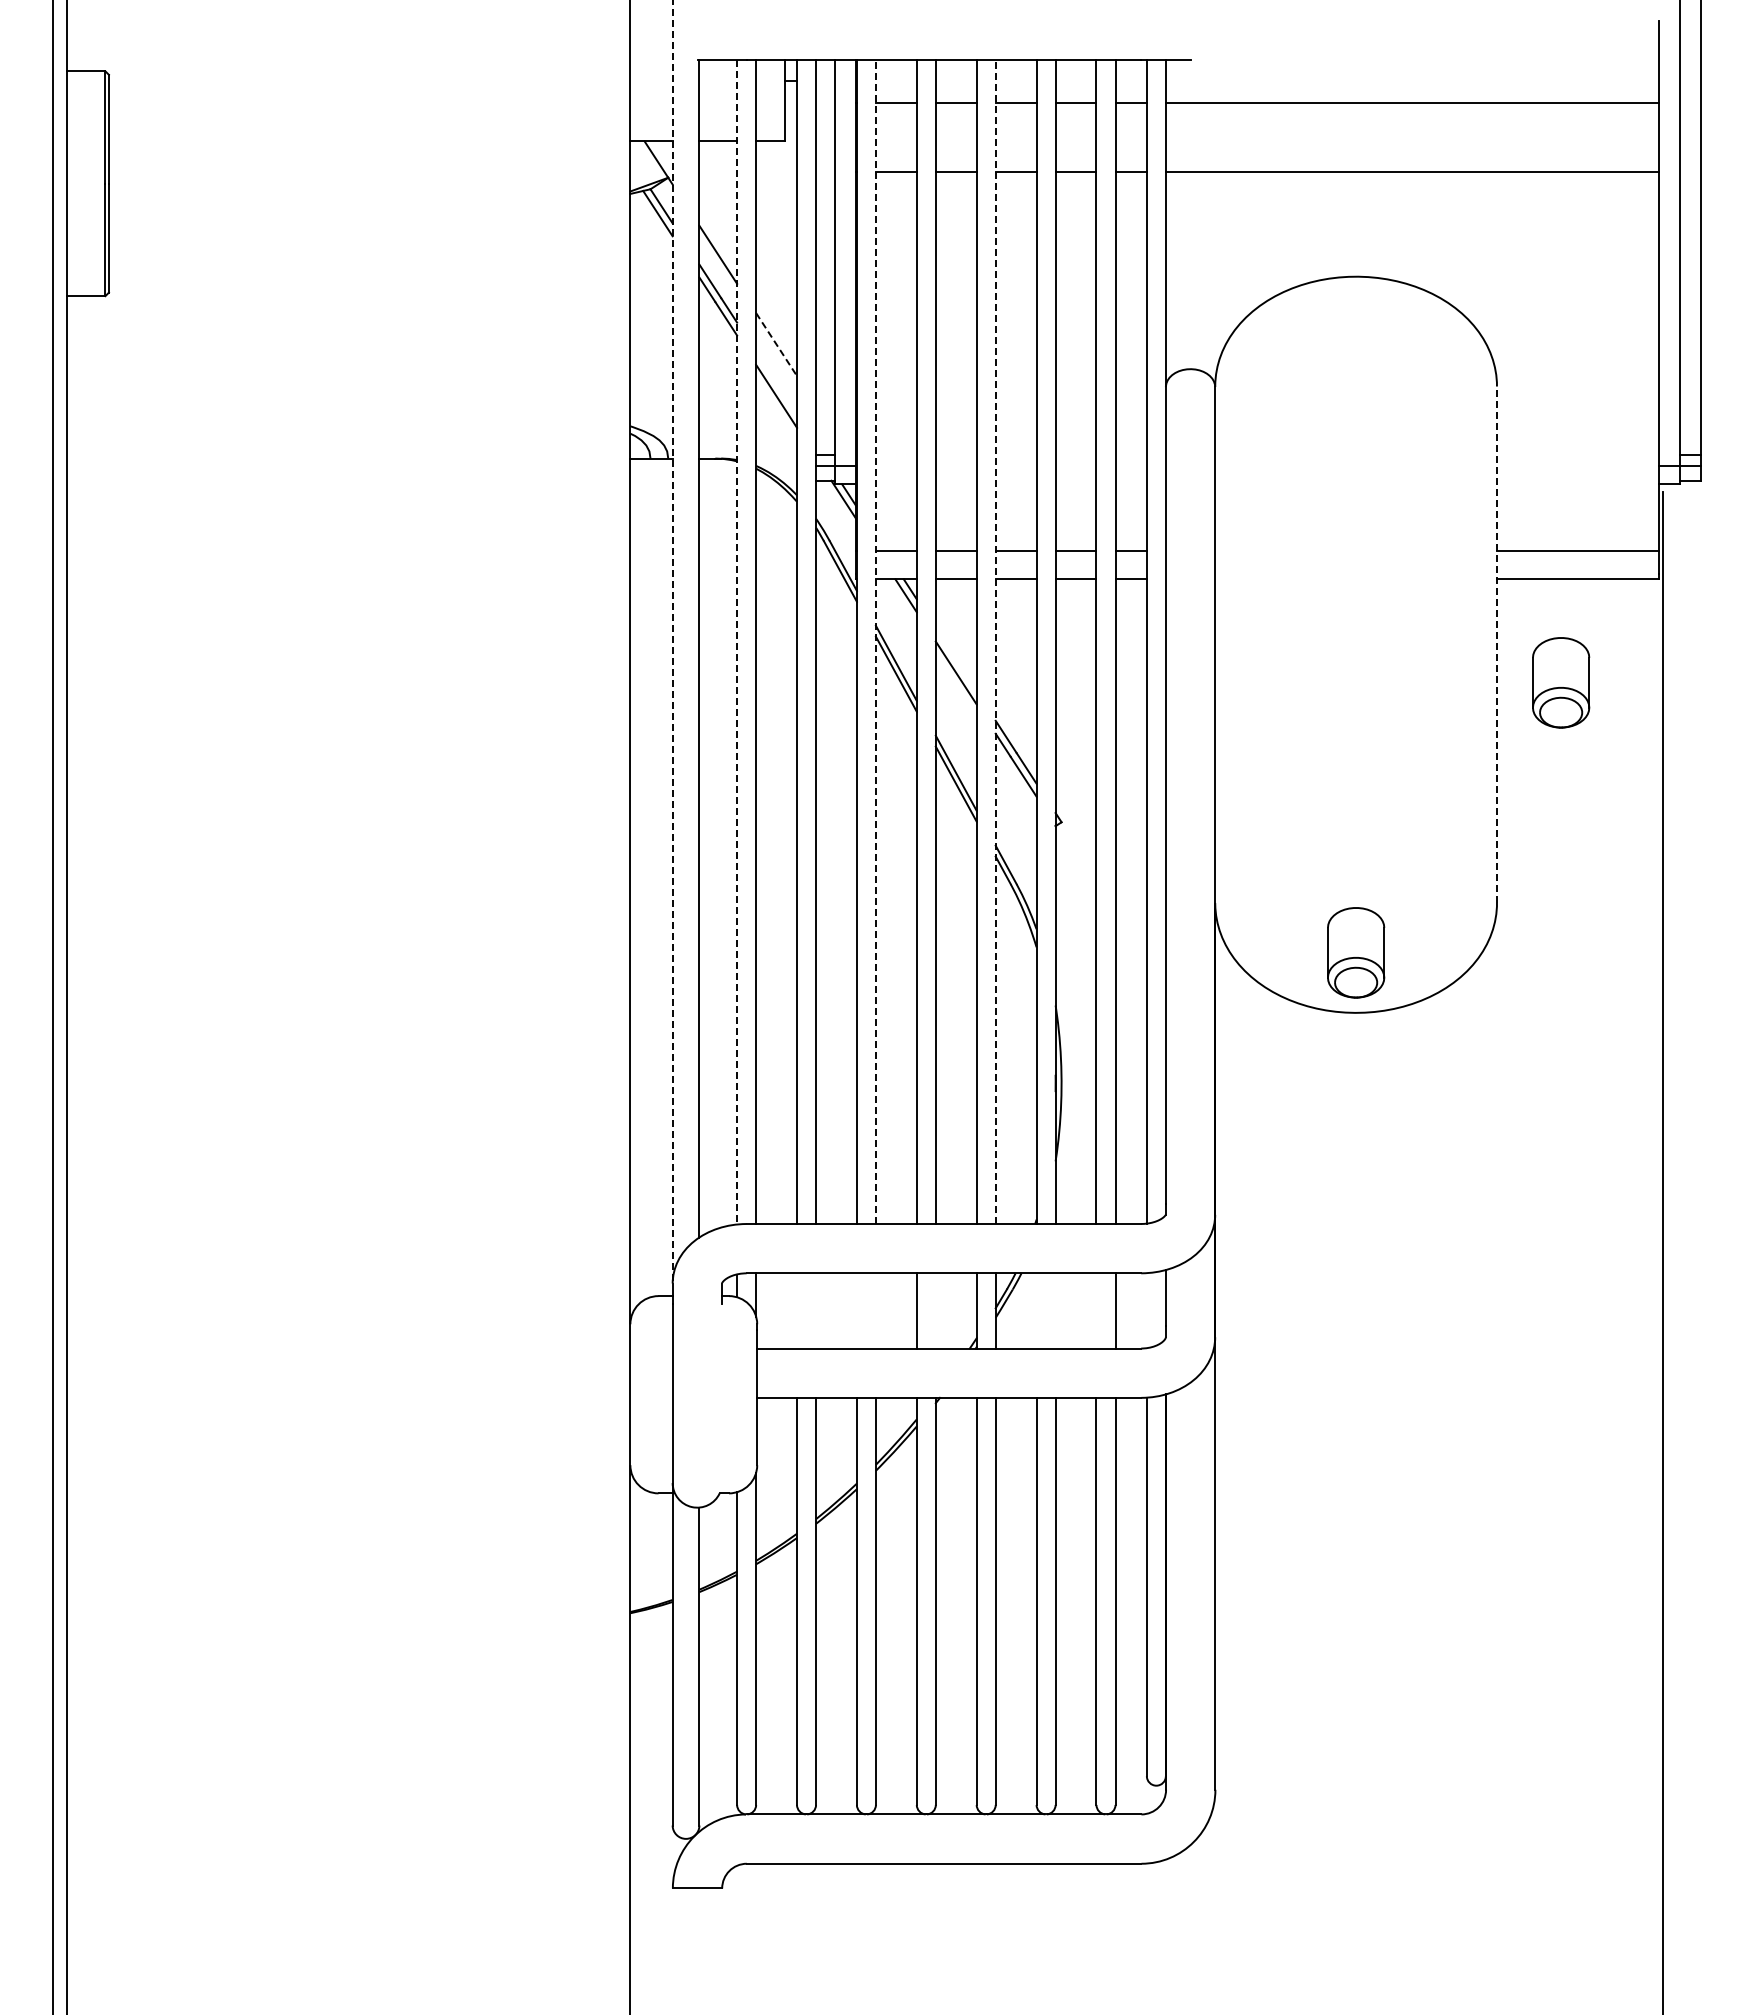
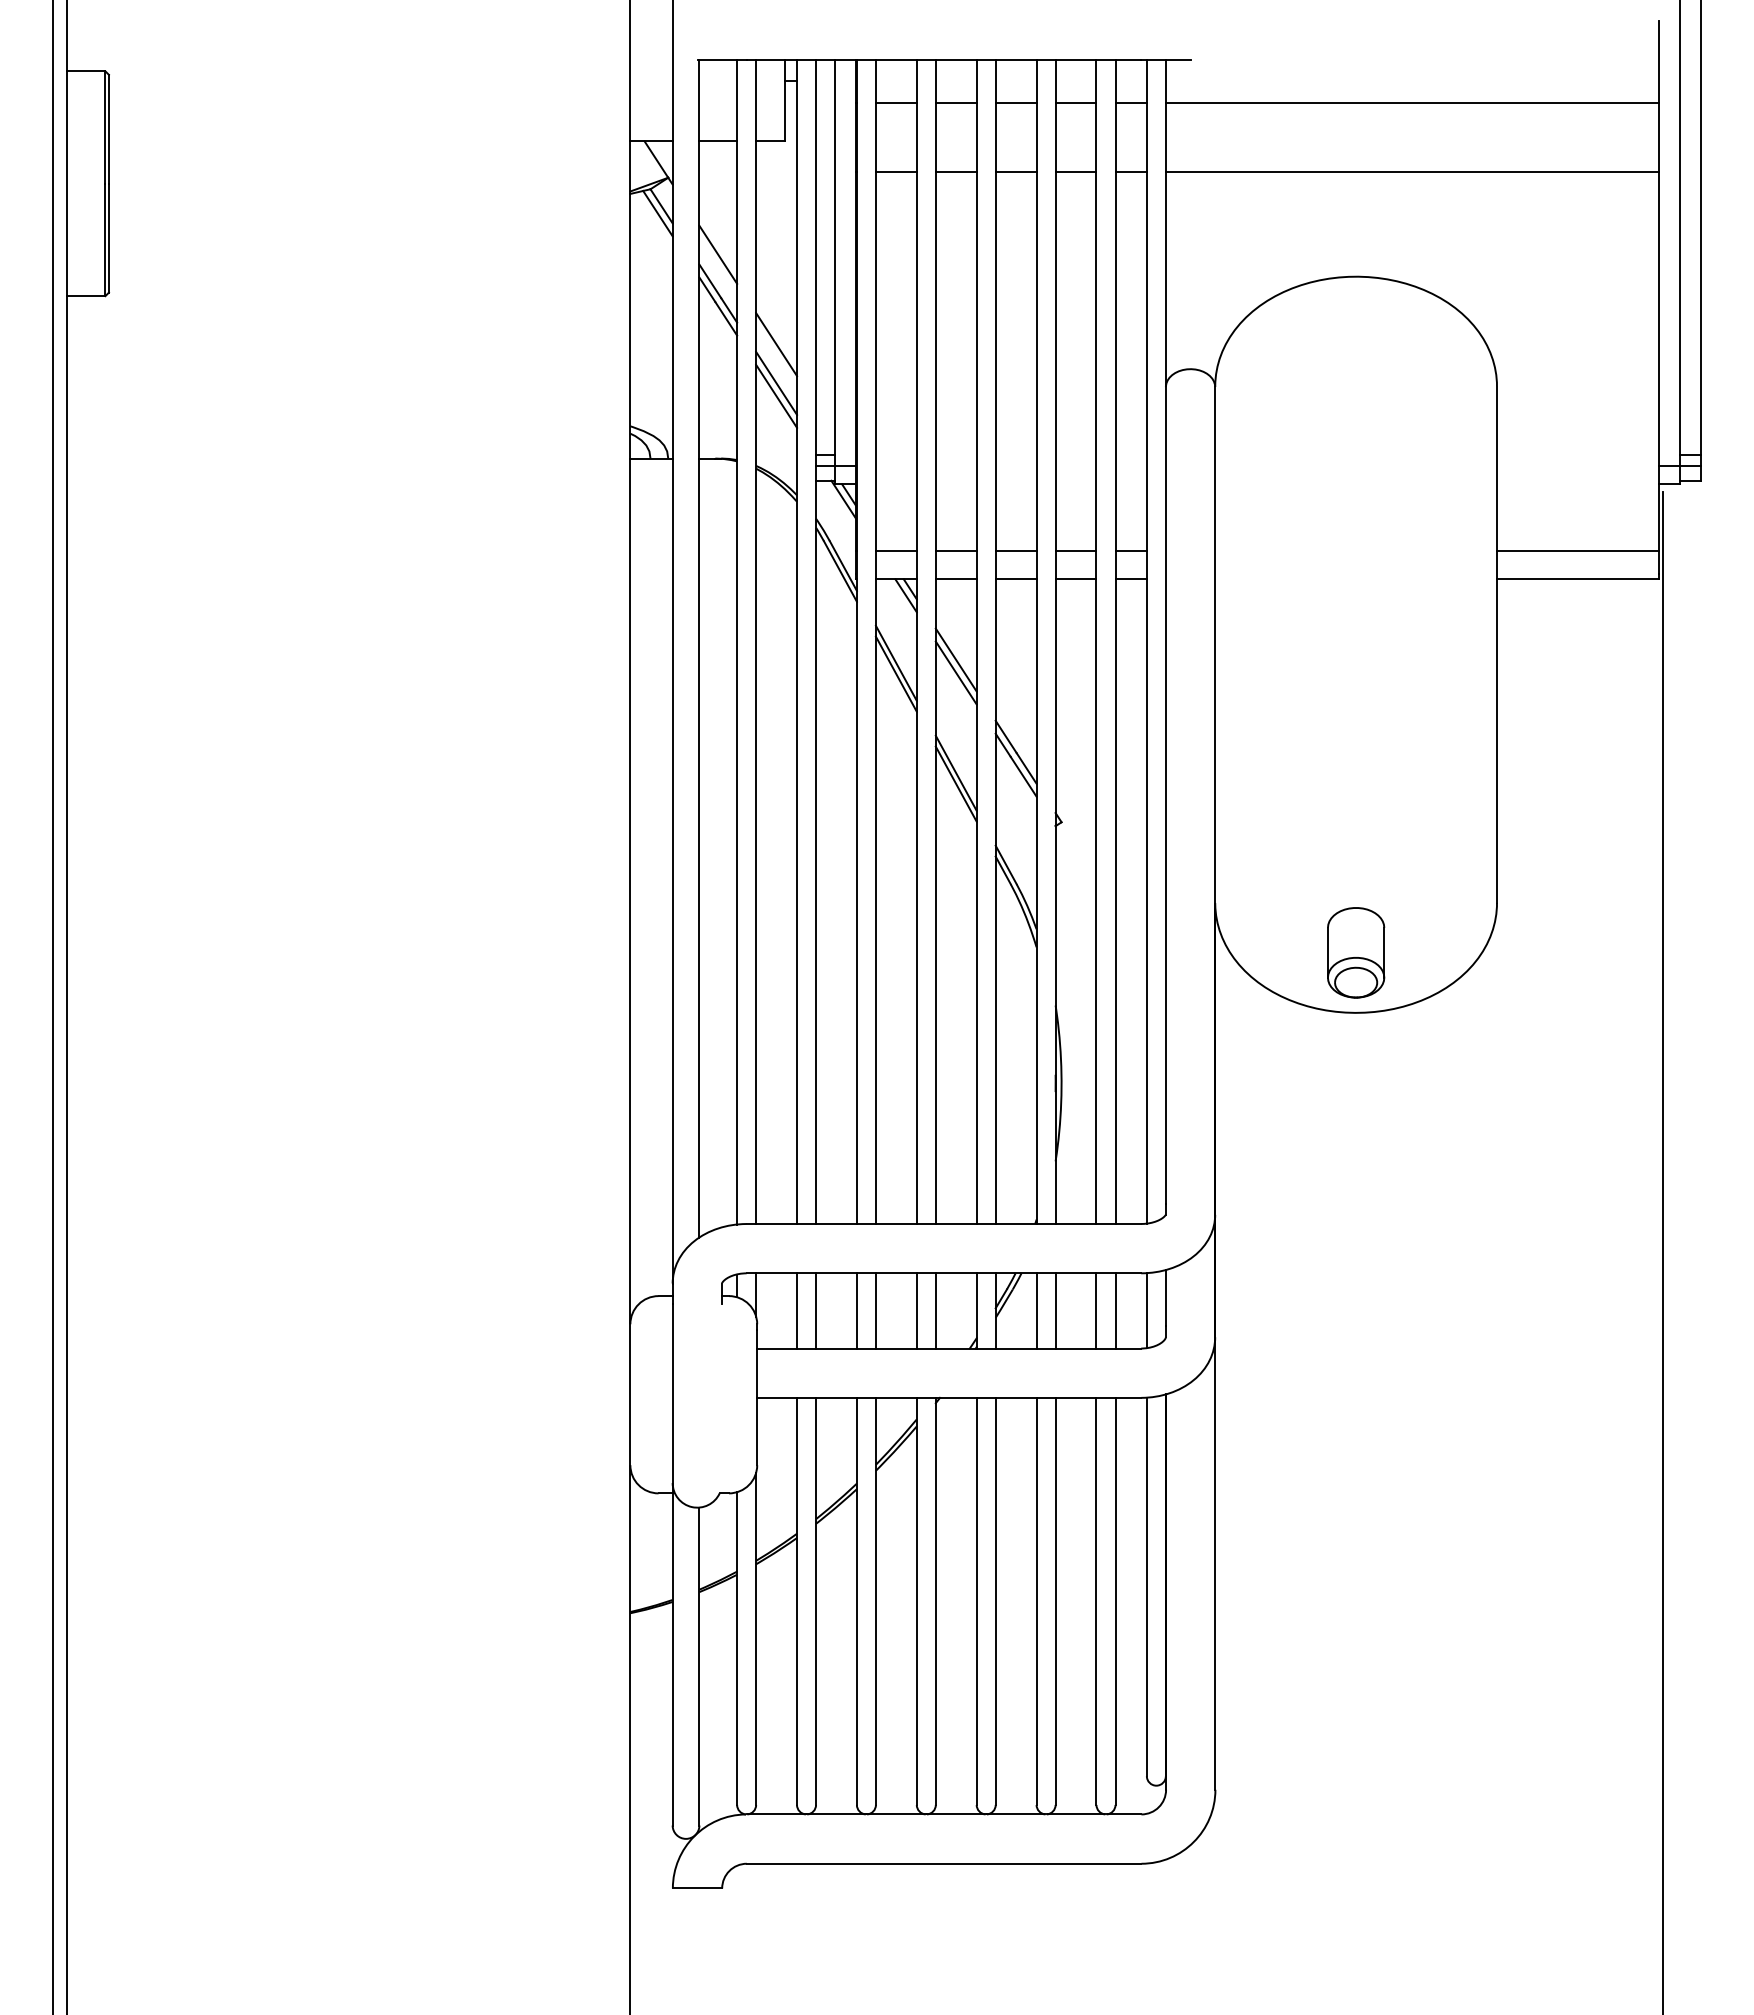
line: dashed -> solid (776, 344)
line: none -> present (776, 382)
line: dashed -> solid (672, 642)
line: dashed -> solid (875, 642)
line: dashed -> solid (995, 642)
line: dashed -> solid (737, 643)
line: dashed -> solid (1497, 644)
line: none -> present (955, 659)
part: present -> none (1561, 682)
line: none -> present (797, 1310)
line: none -> present (816, 1310)
line: none -> present (856, 1310)
line: none -> present (875, 1310)
line: none -> present (935, 1310)
line: none -> present (1036, 1310)
line: none -> present (1055, 1310)
line: none -> present (1096, 1310)
line: none -> present (1146, 1310)
